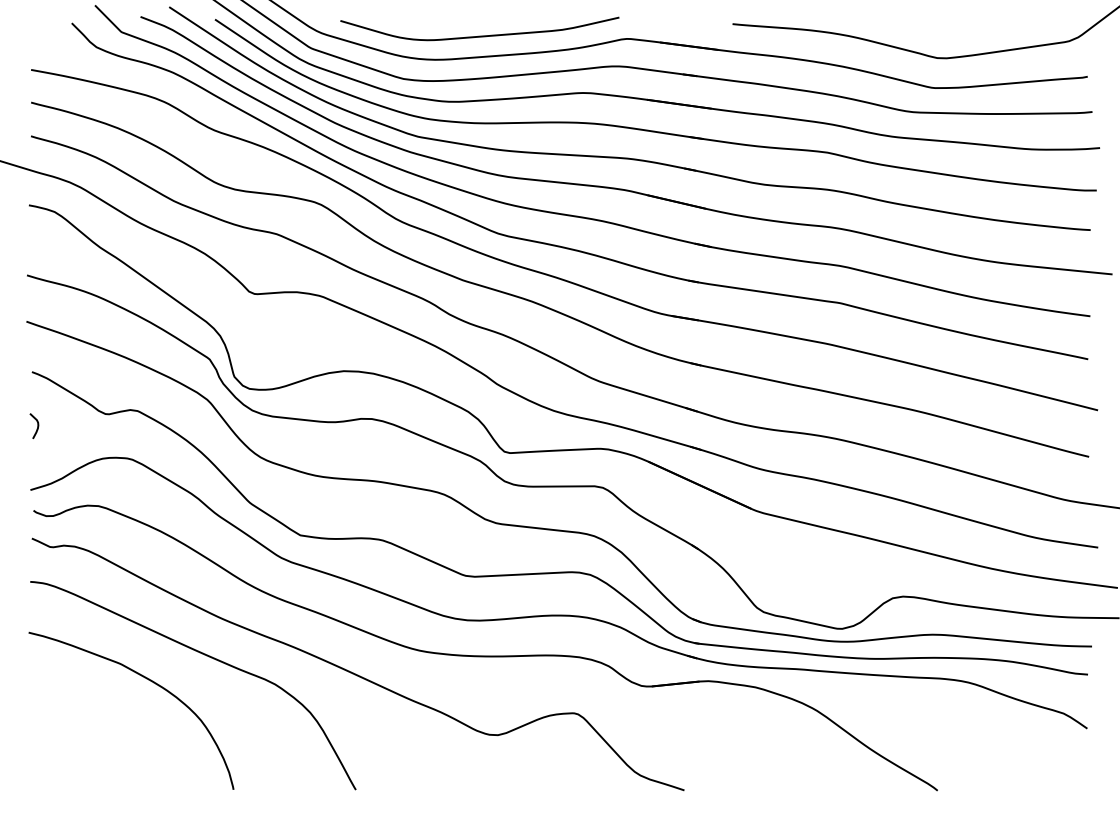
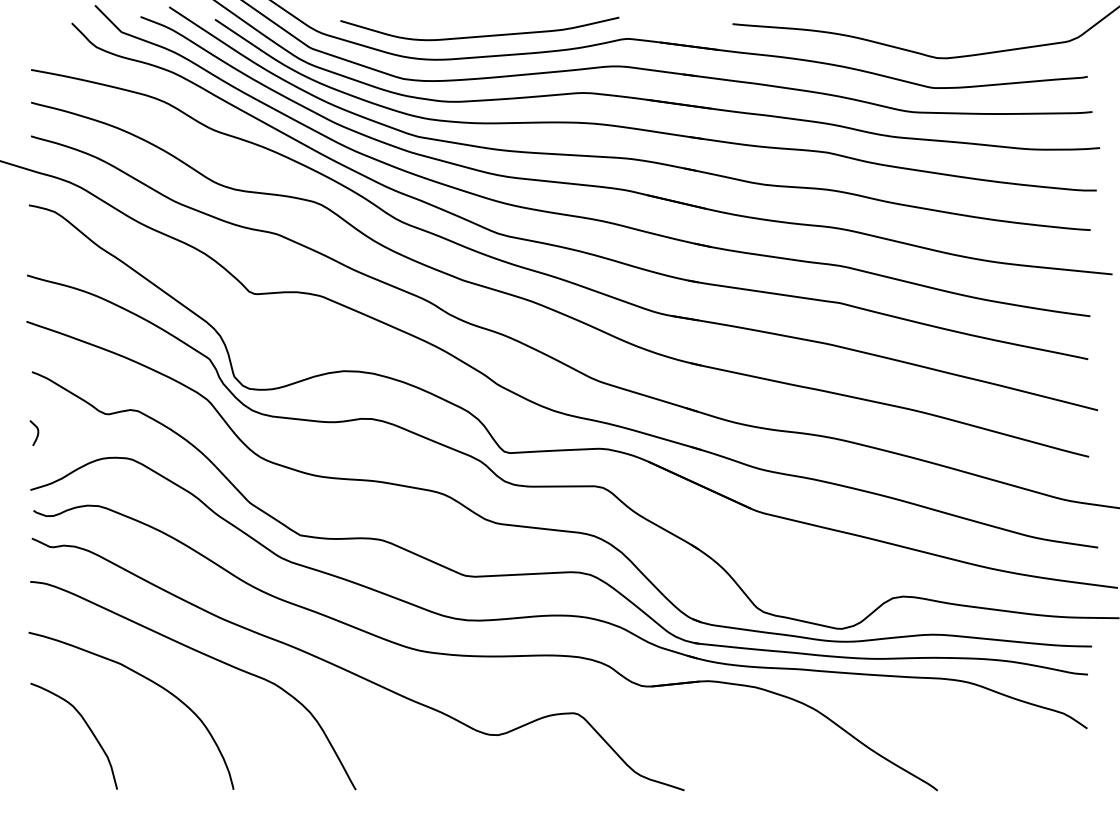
curve position: (36, 428) -> (36, 435) (36, 435)
curve: none -> present (86, 725)
